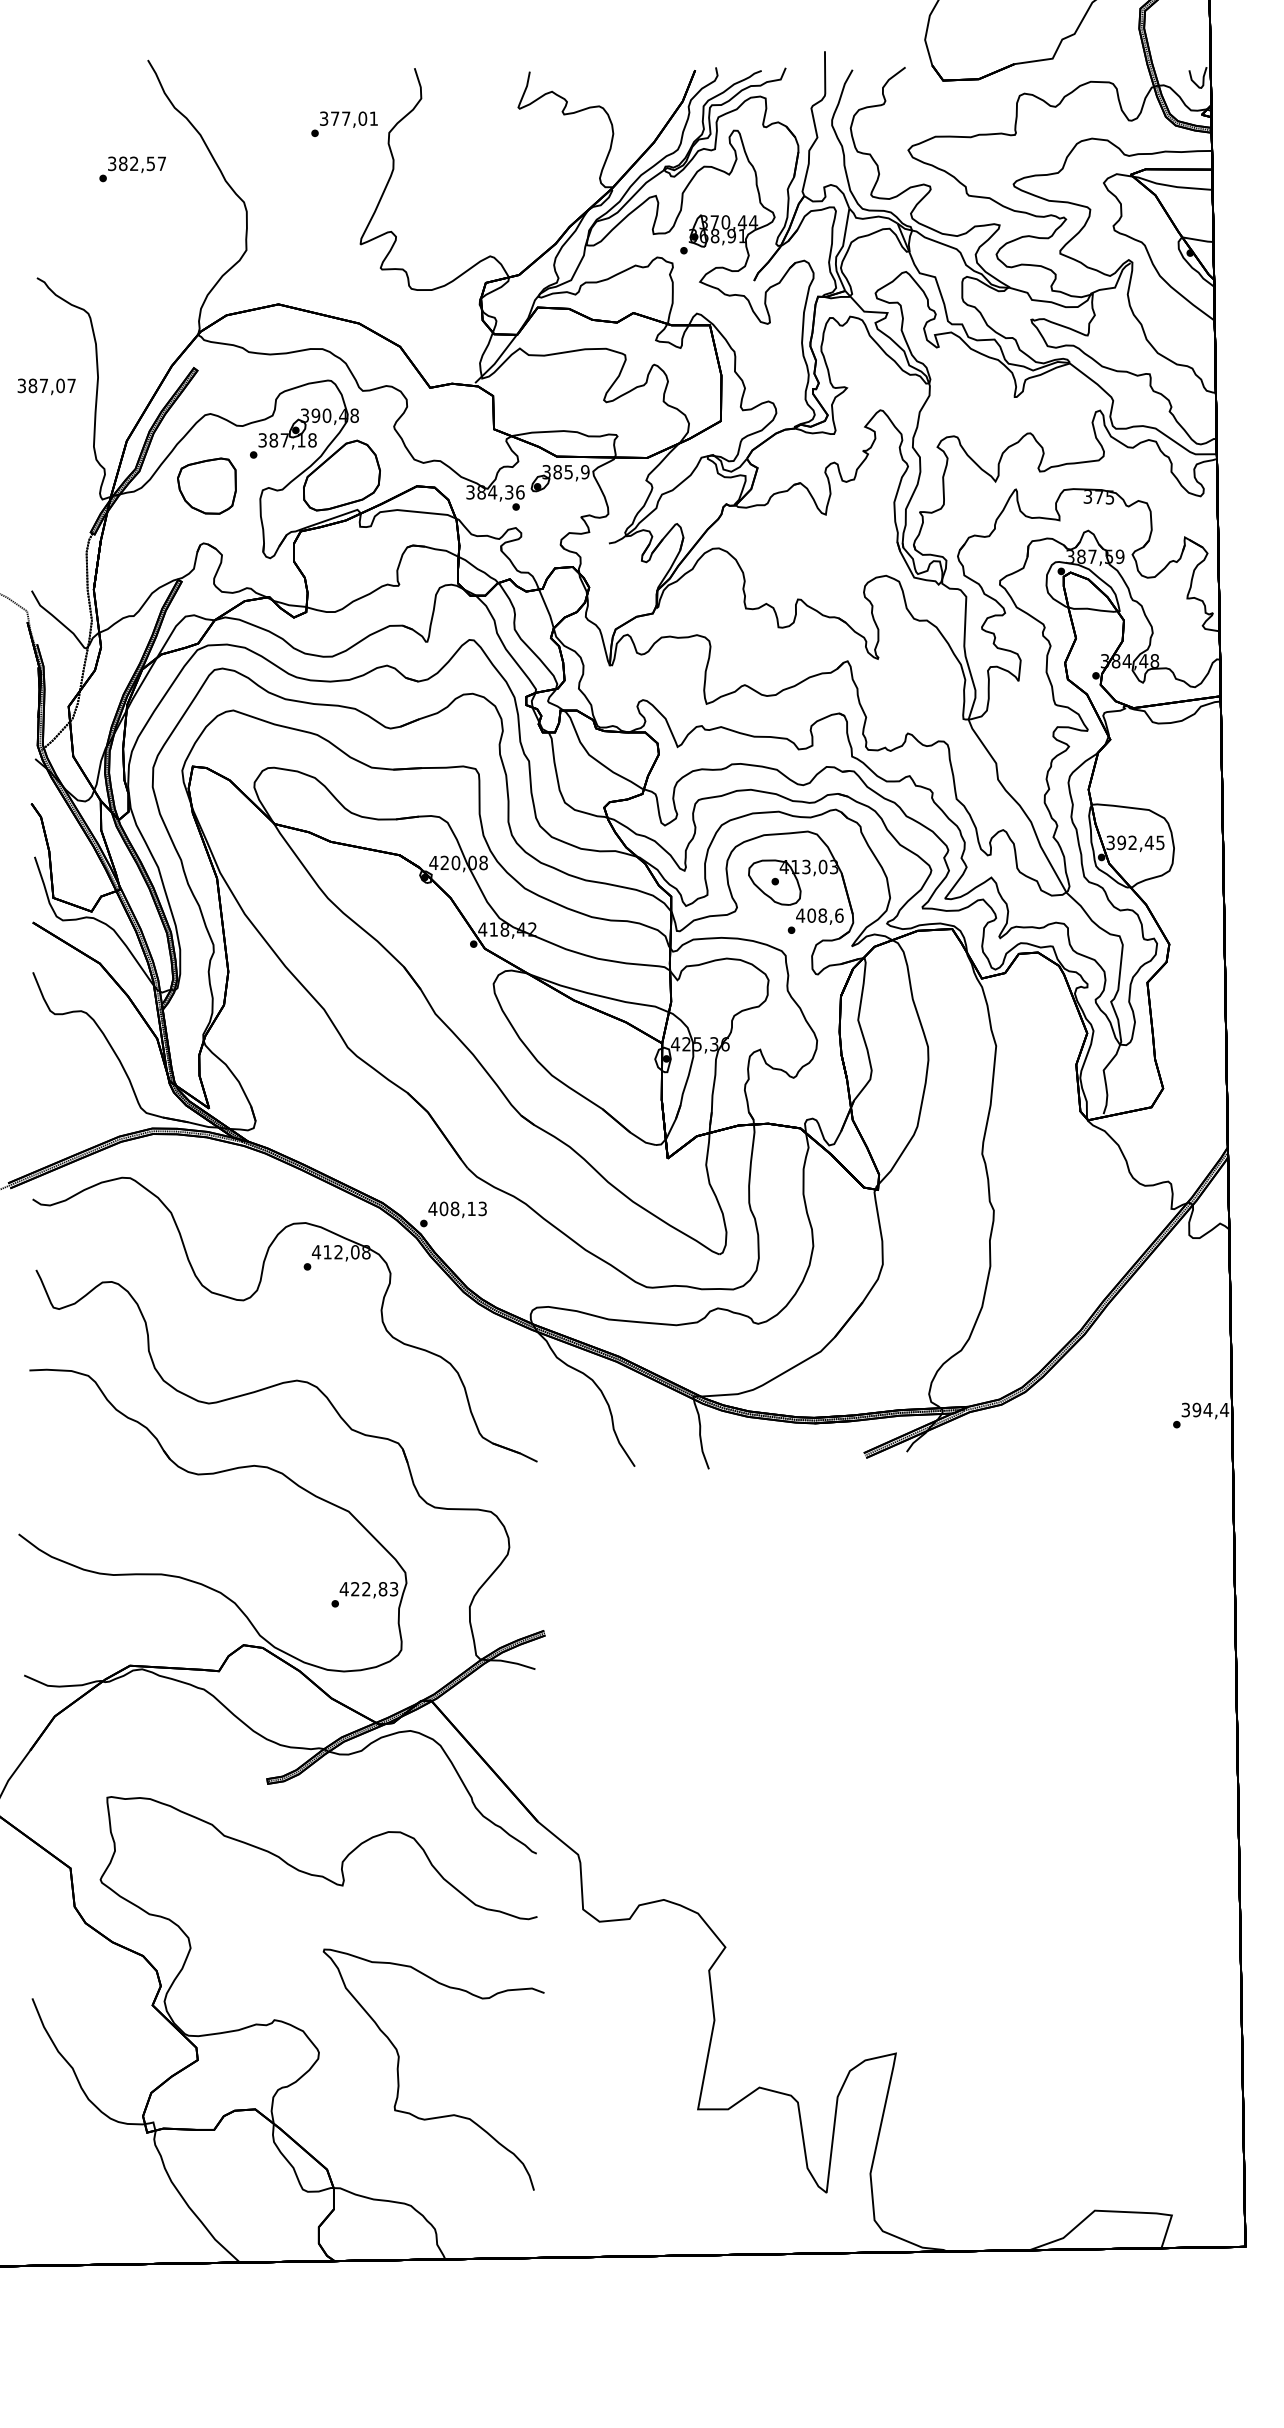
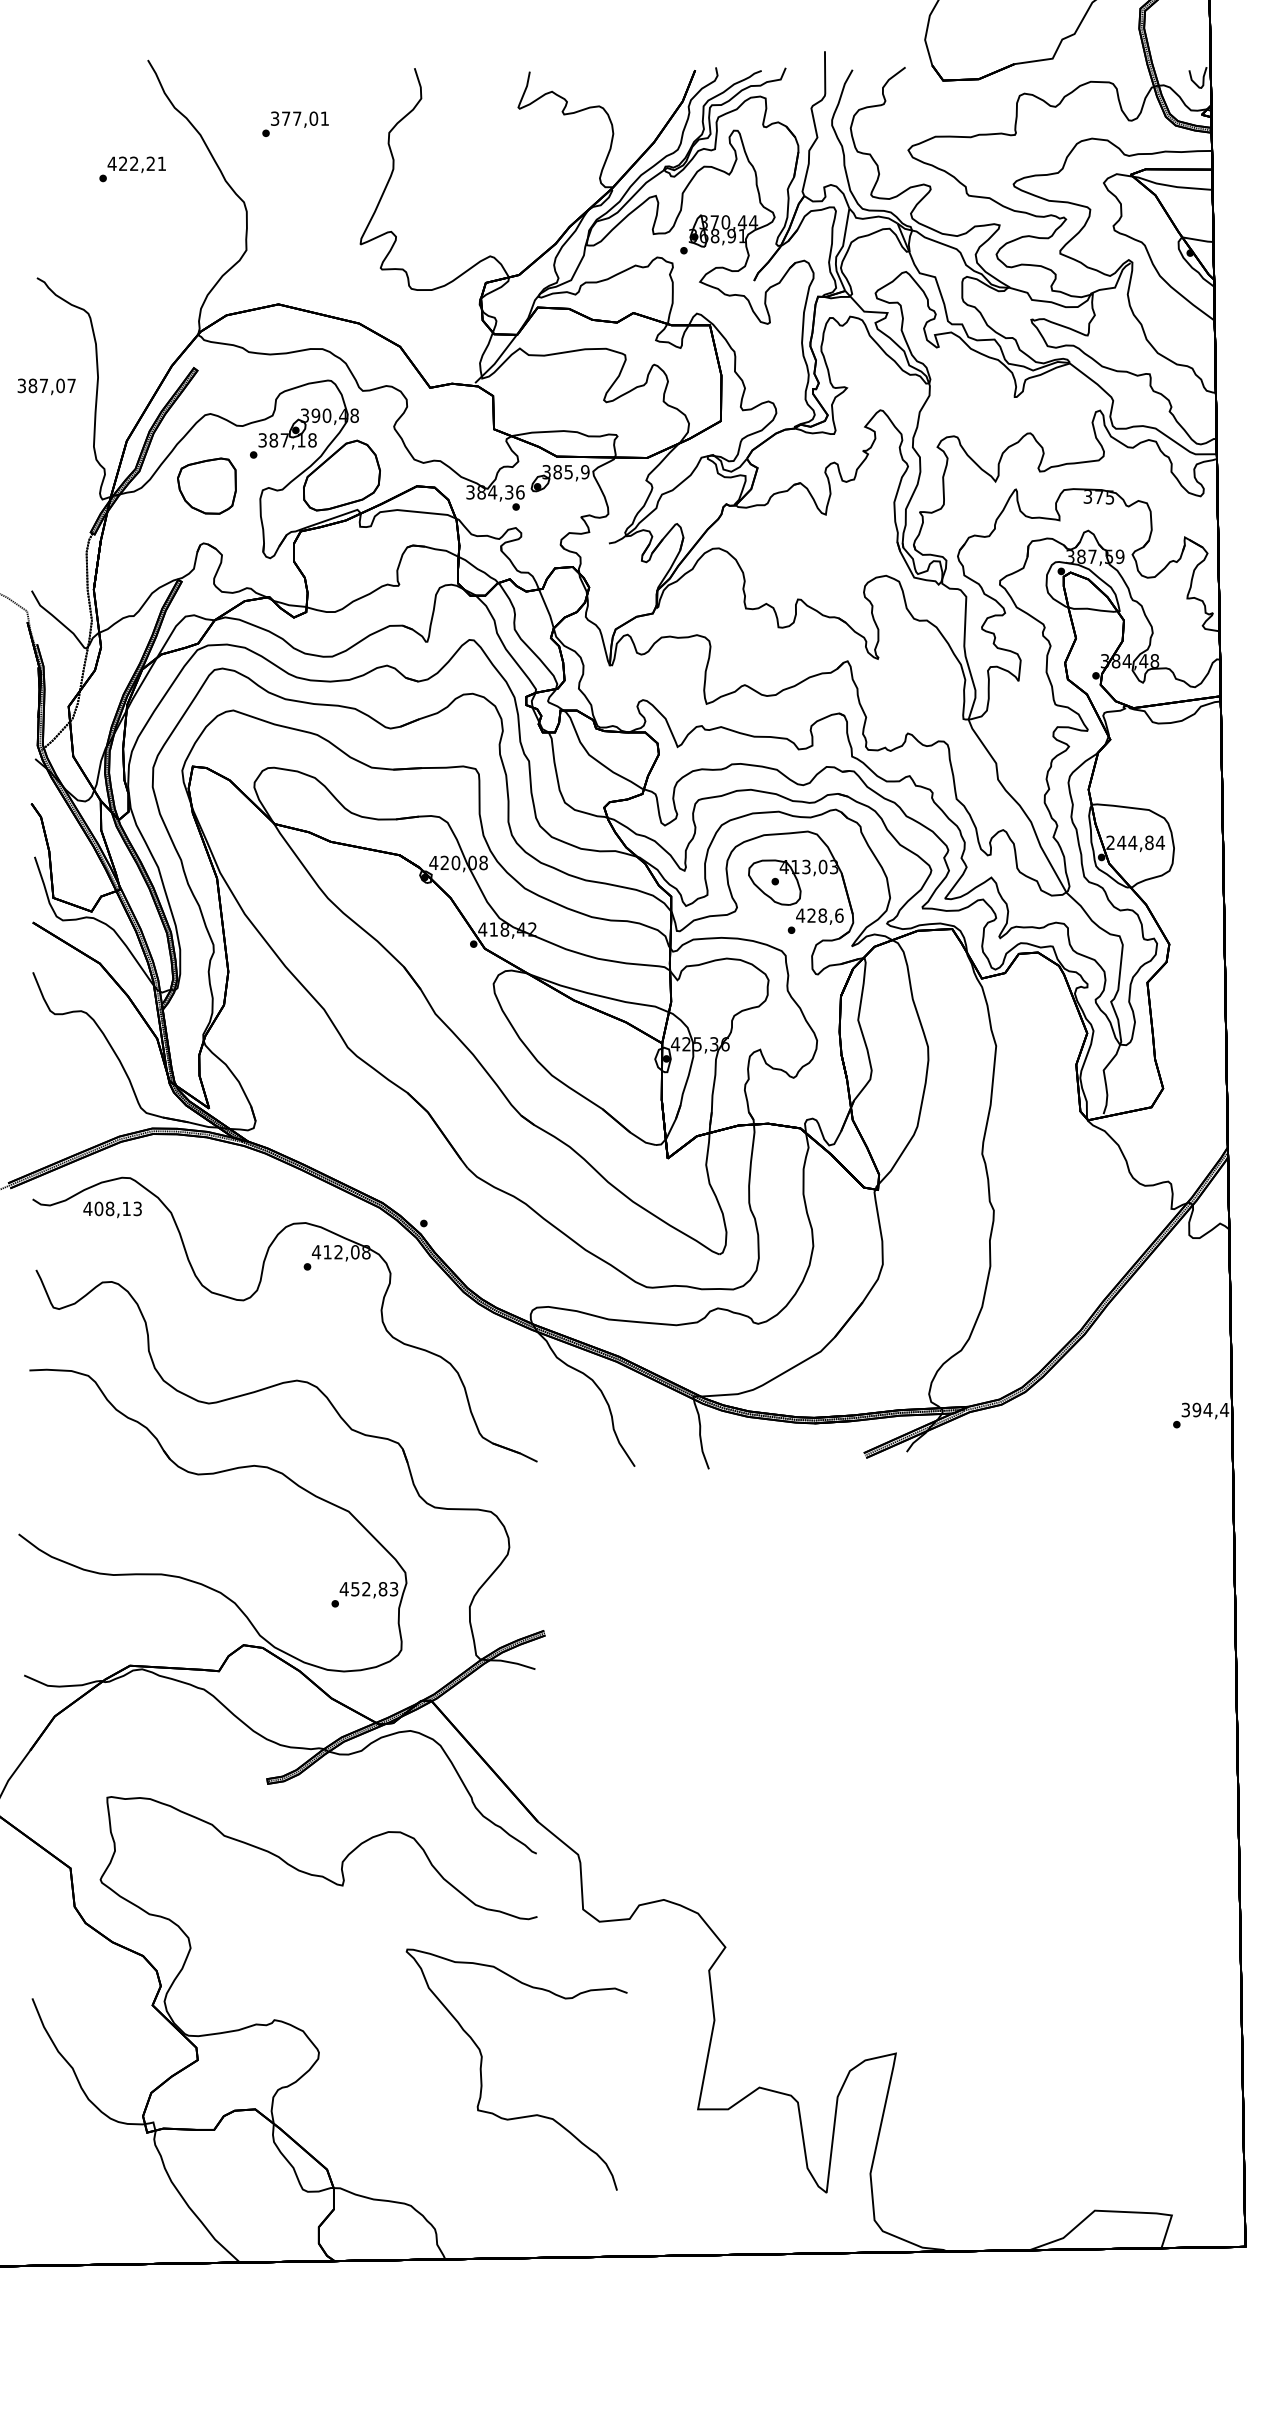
text position: (344, 123) -> (295, 123) (295, 123)
text: 382,57 -> 422,21 (136, 163)
text: 392,45 -> 244,84 (1135, 842)
text: 408,6 -> 428,6 (811, 915)
text position: (457, 1209) -> (112, 1209) (112, 1209)
text: 422,83 -> 452,83 (355, 1589)
curve position: (399, 2063) -> (482, 2063) (482, 2063)
